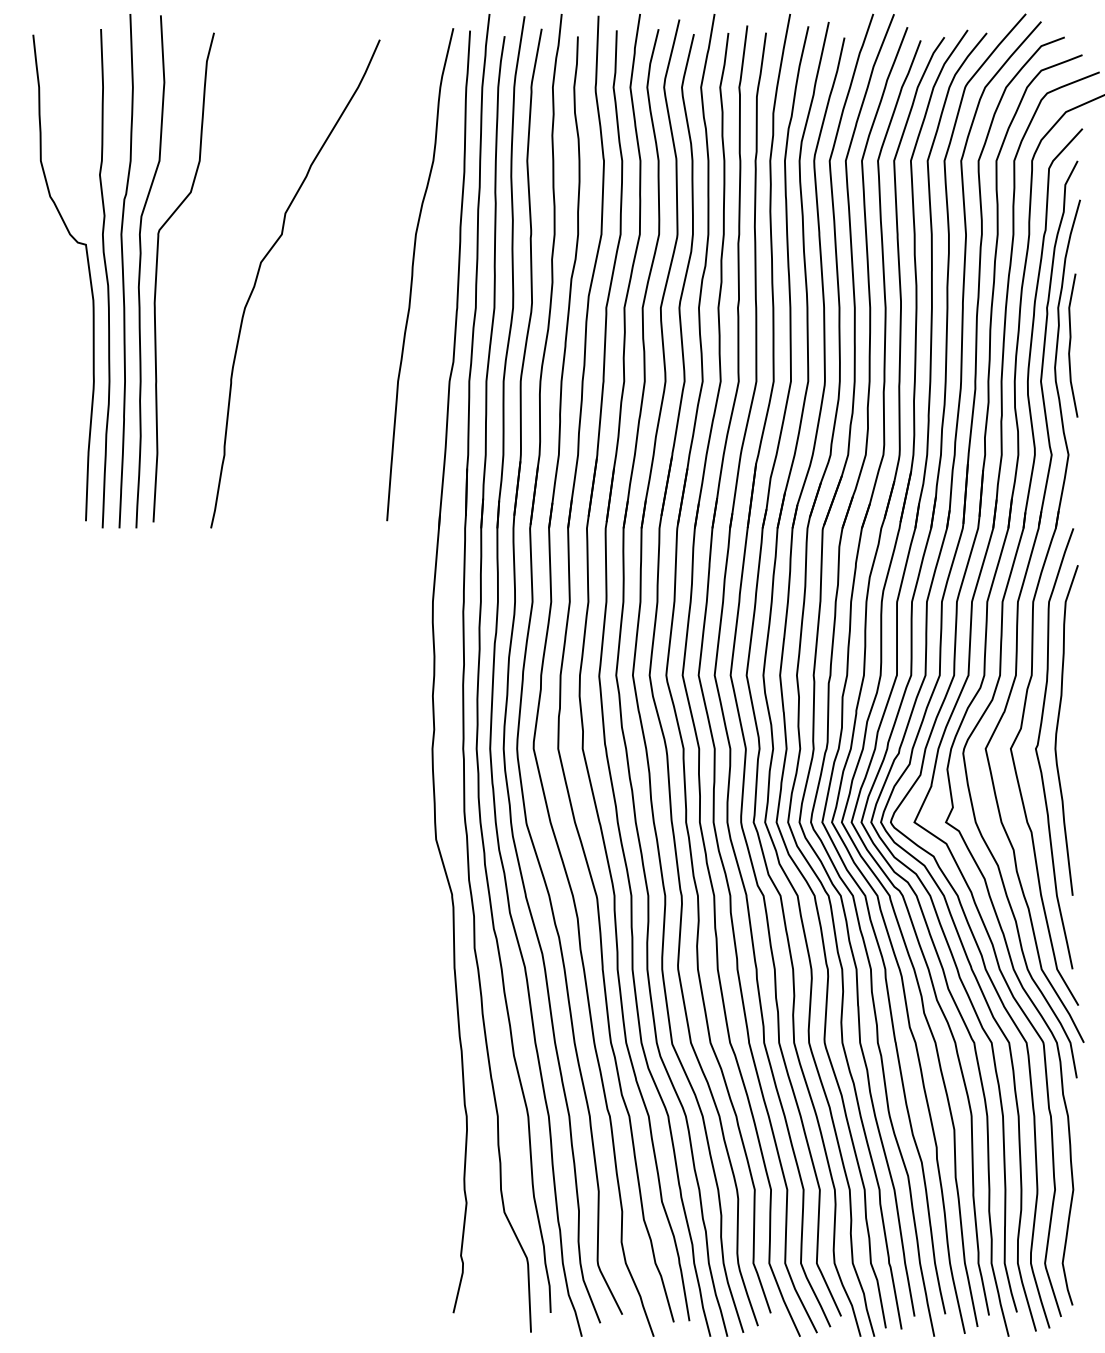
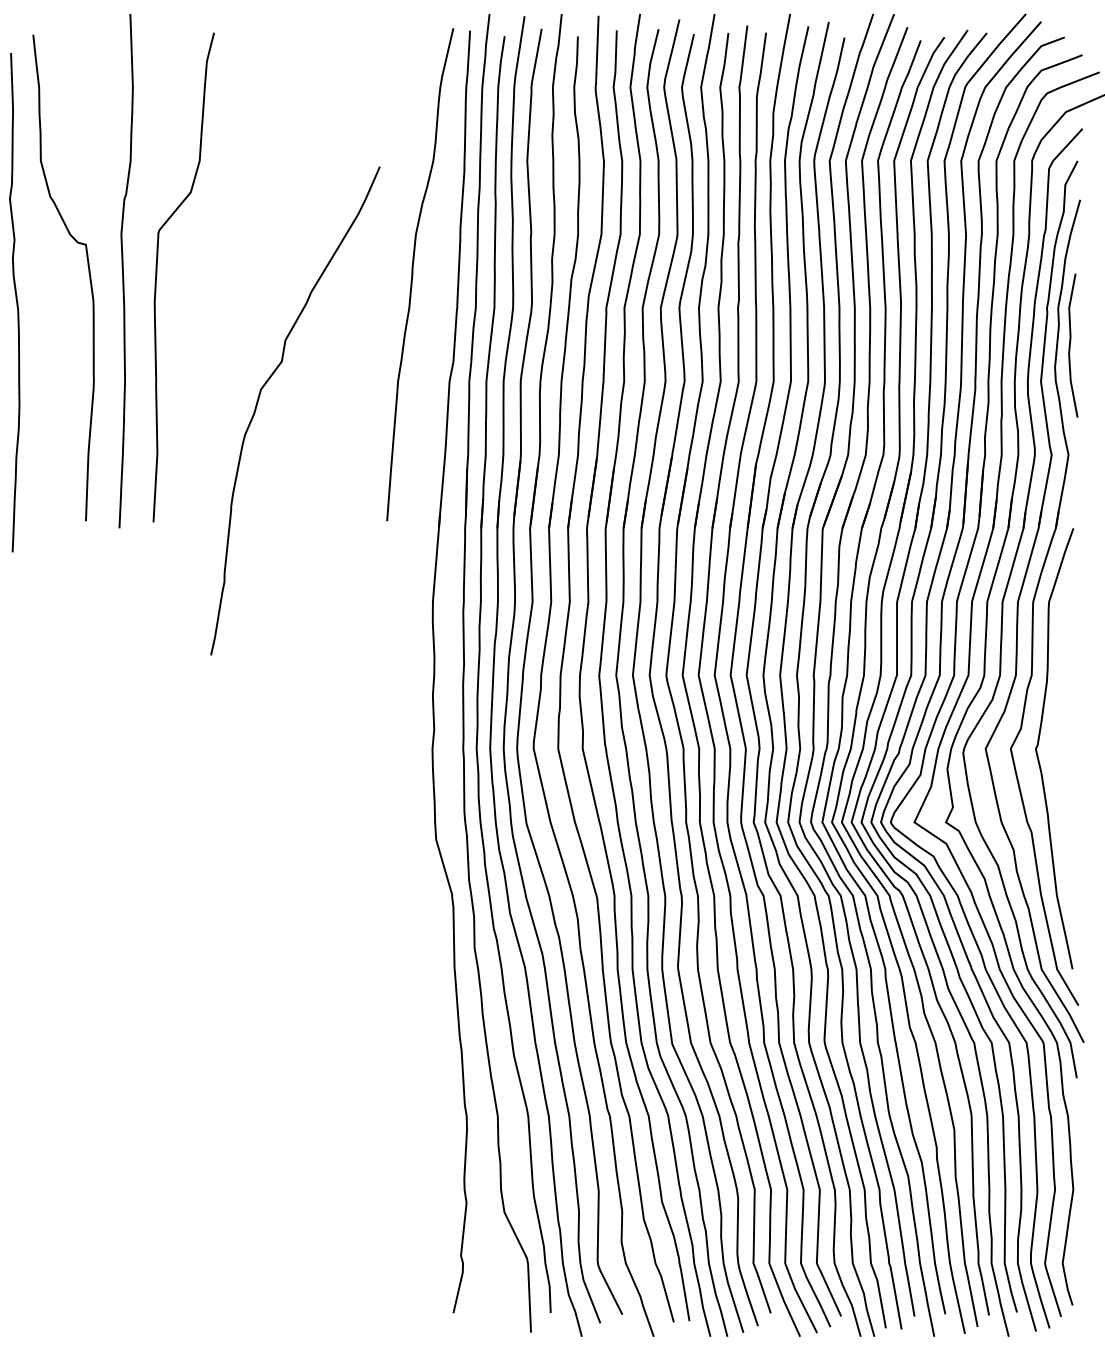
curve: present -> none (140, 271)
curve position: (259, 272) -> (259, 399) (259, 399)
curve position: (106, 278) -> (16, 302) (16, 302)
curve: present -> none (1058, 726)
